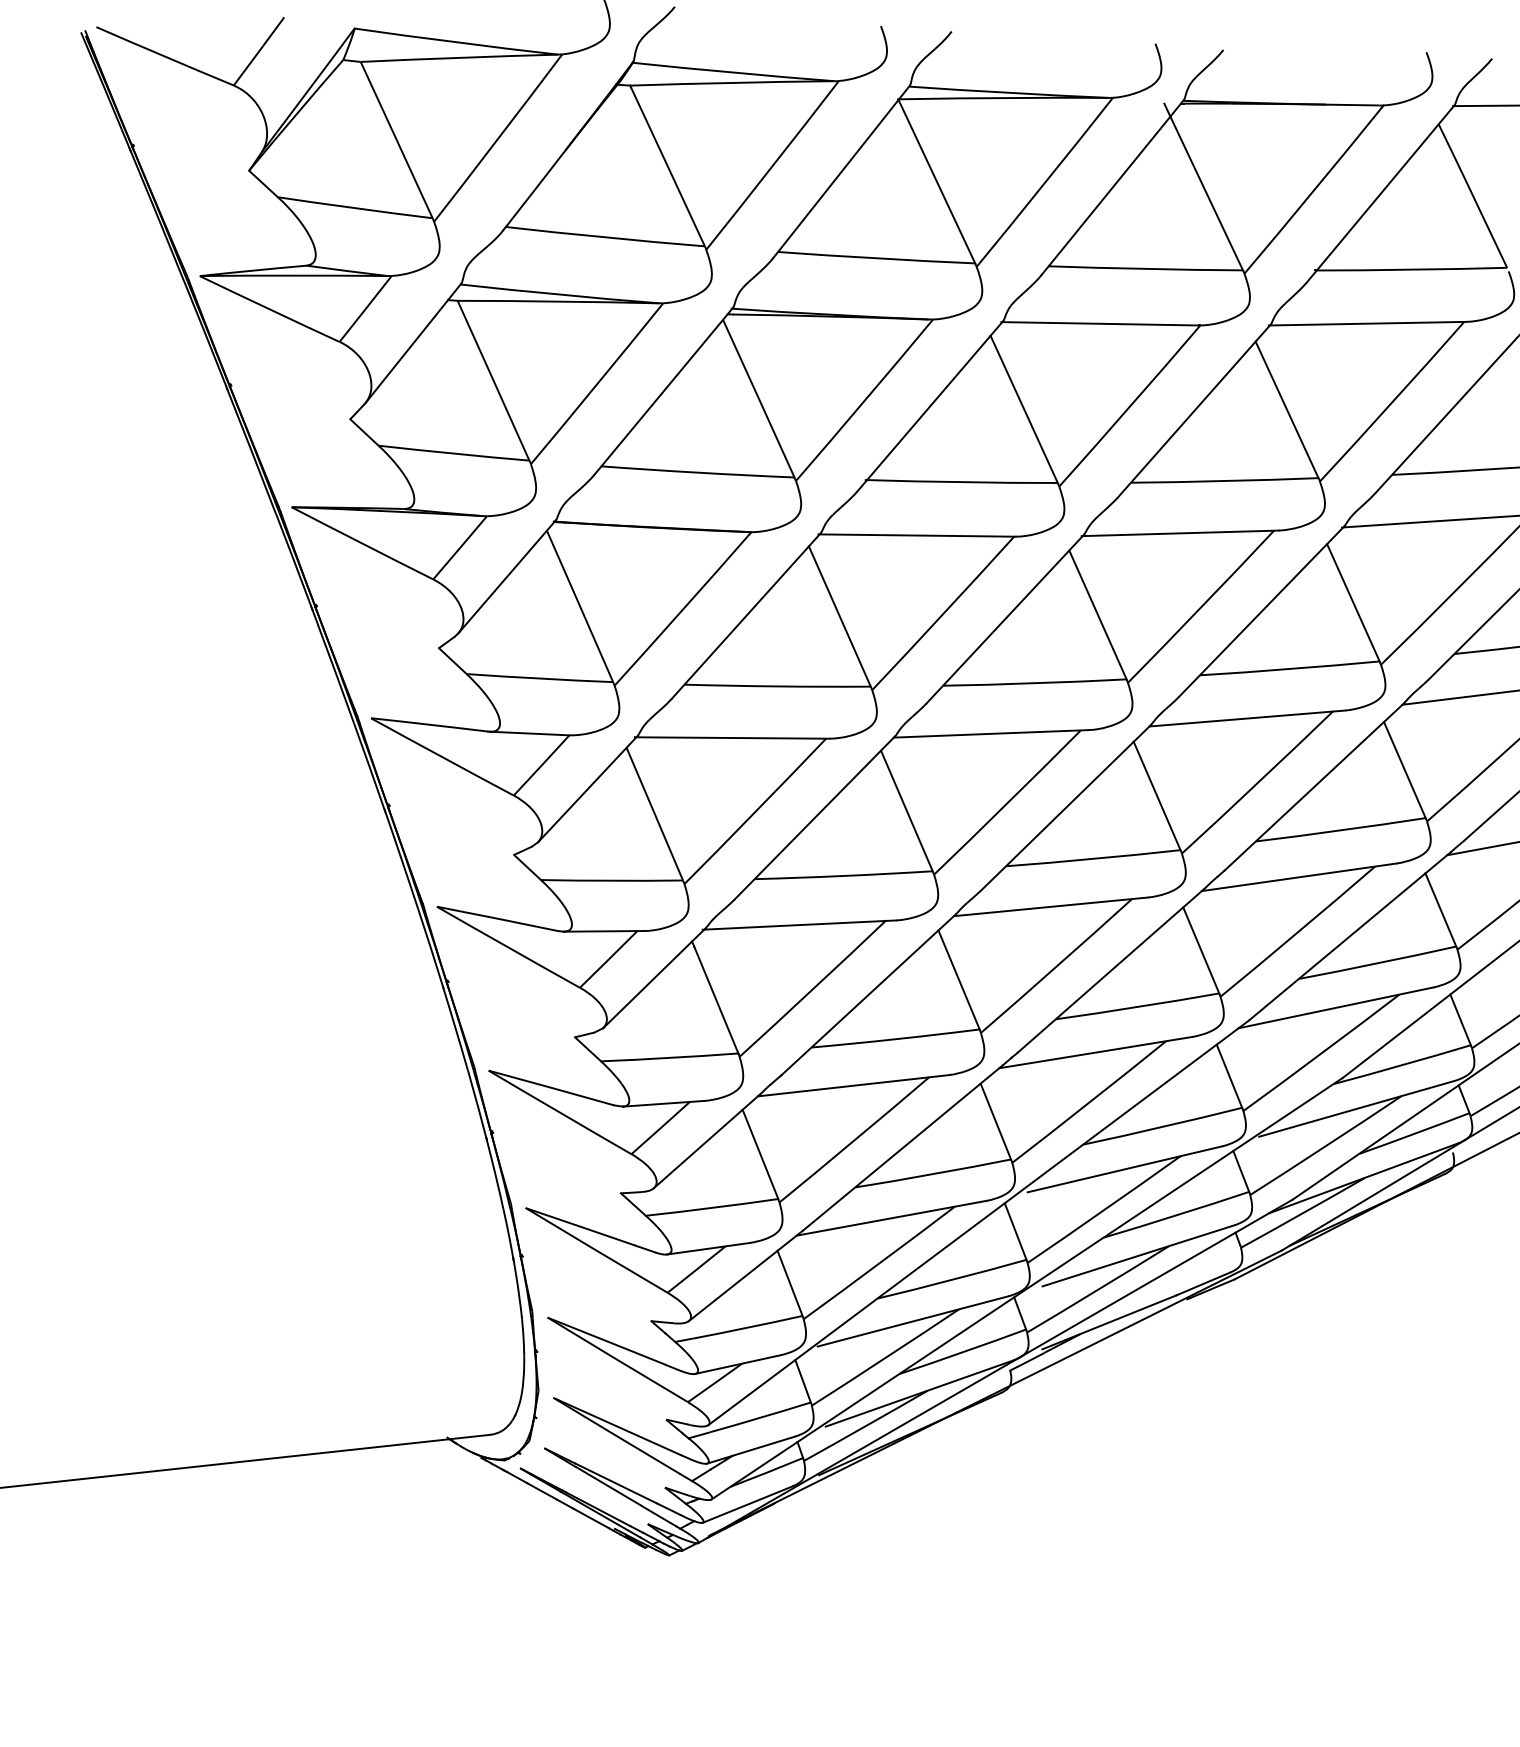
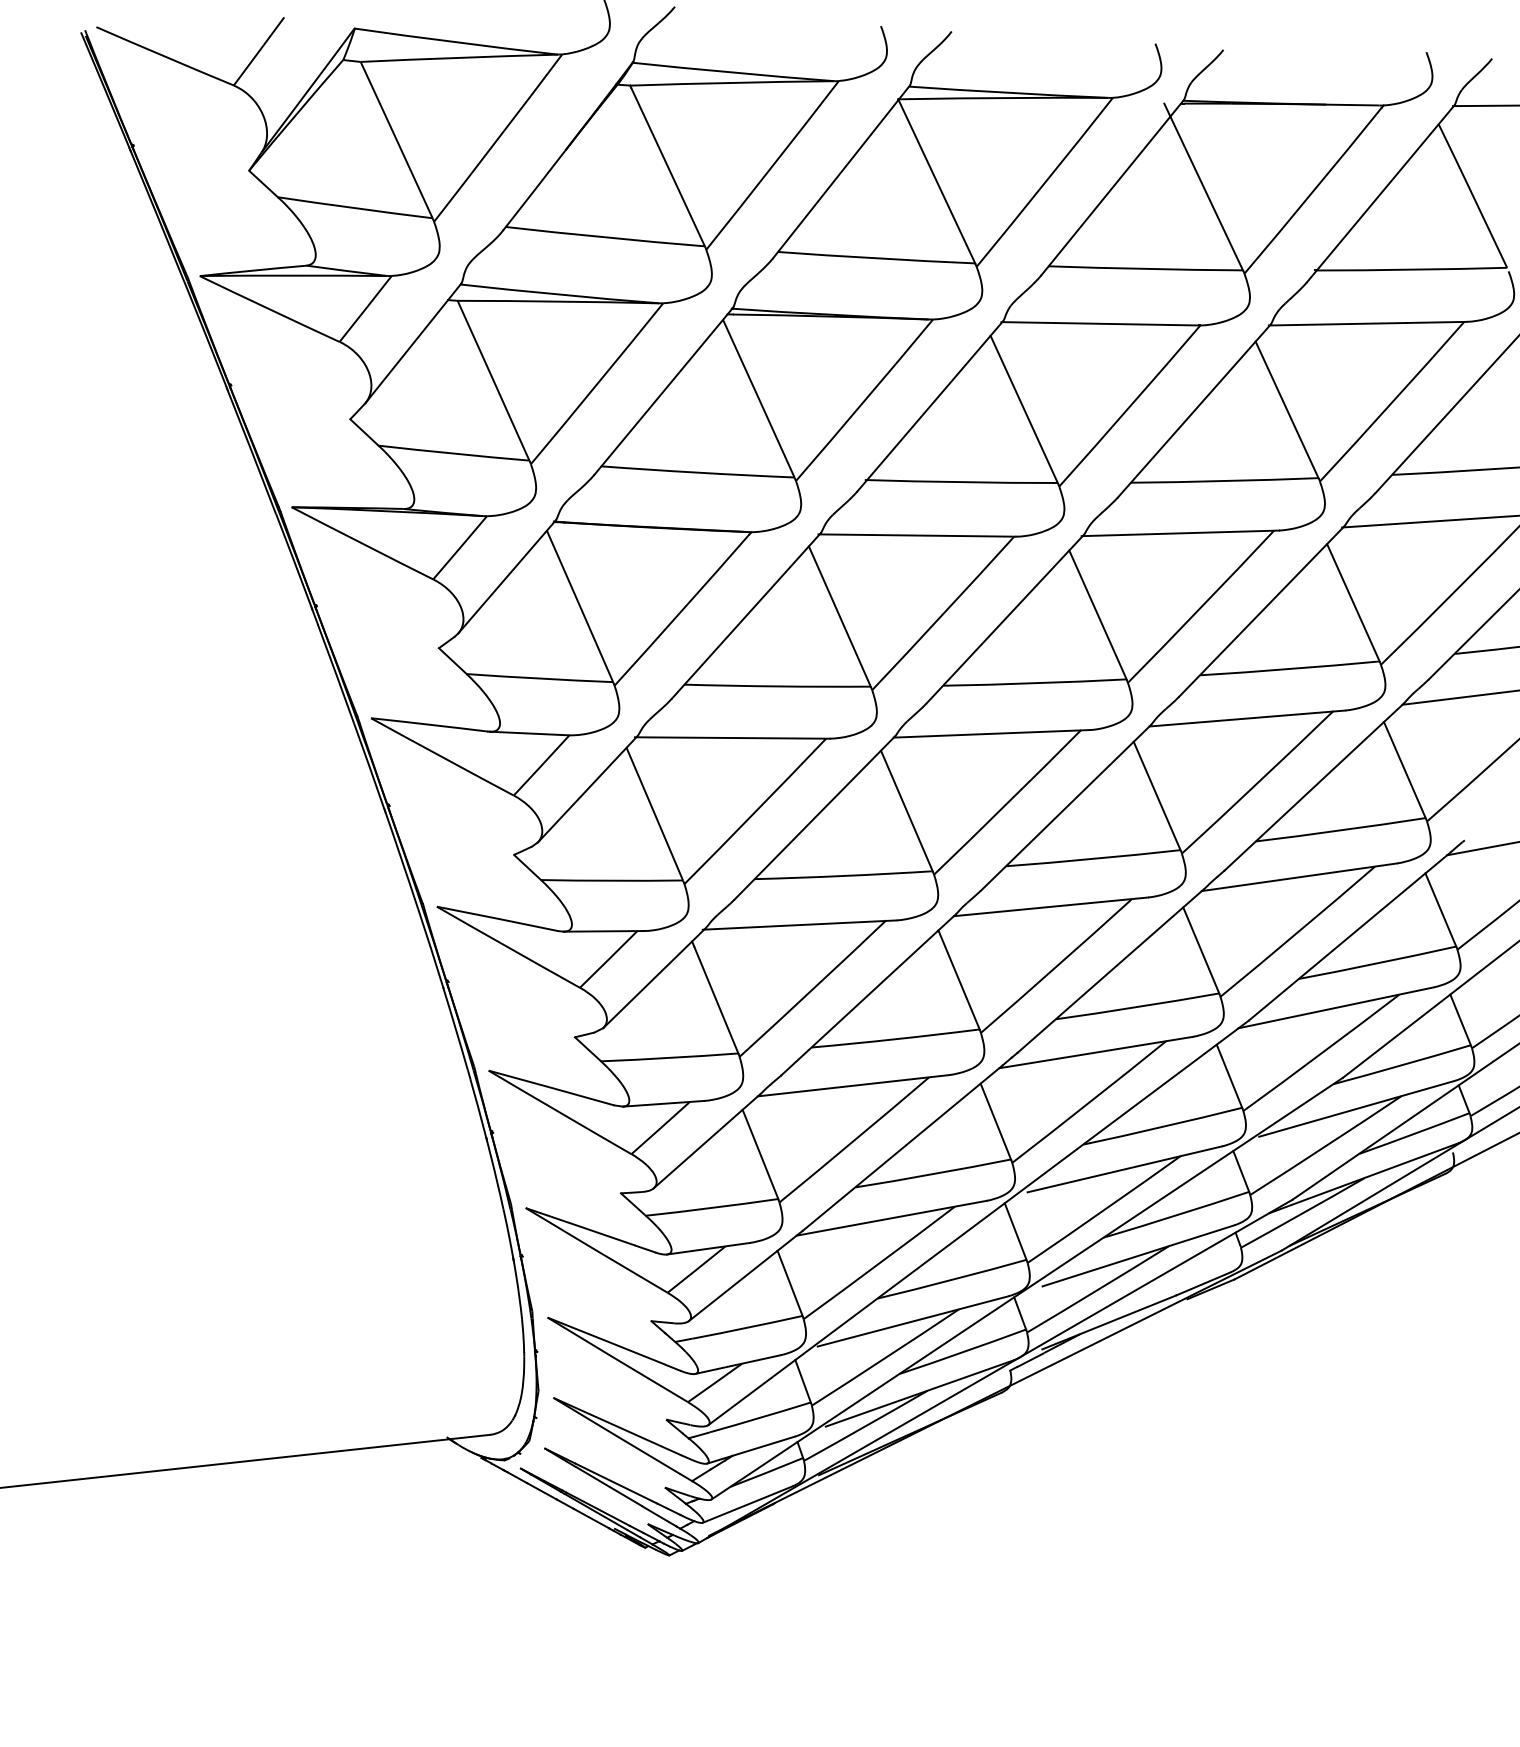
line: present -> none (1490, 817)
